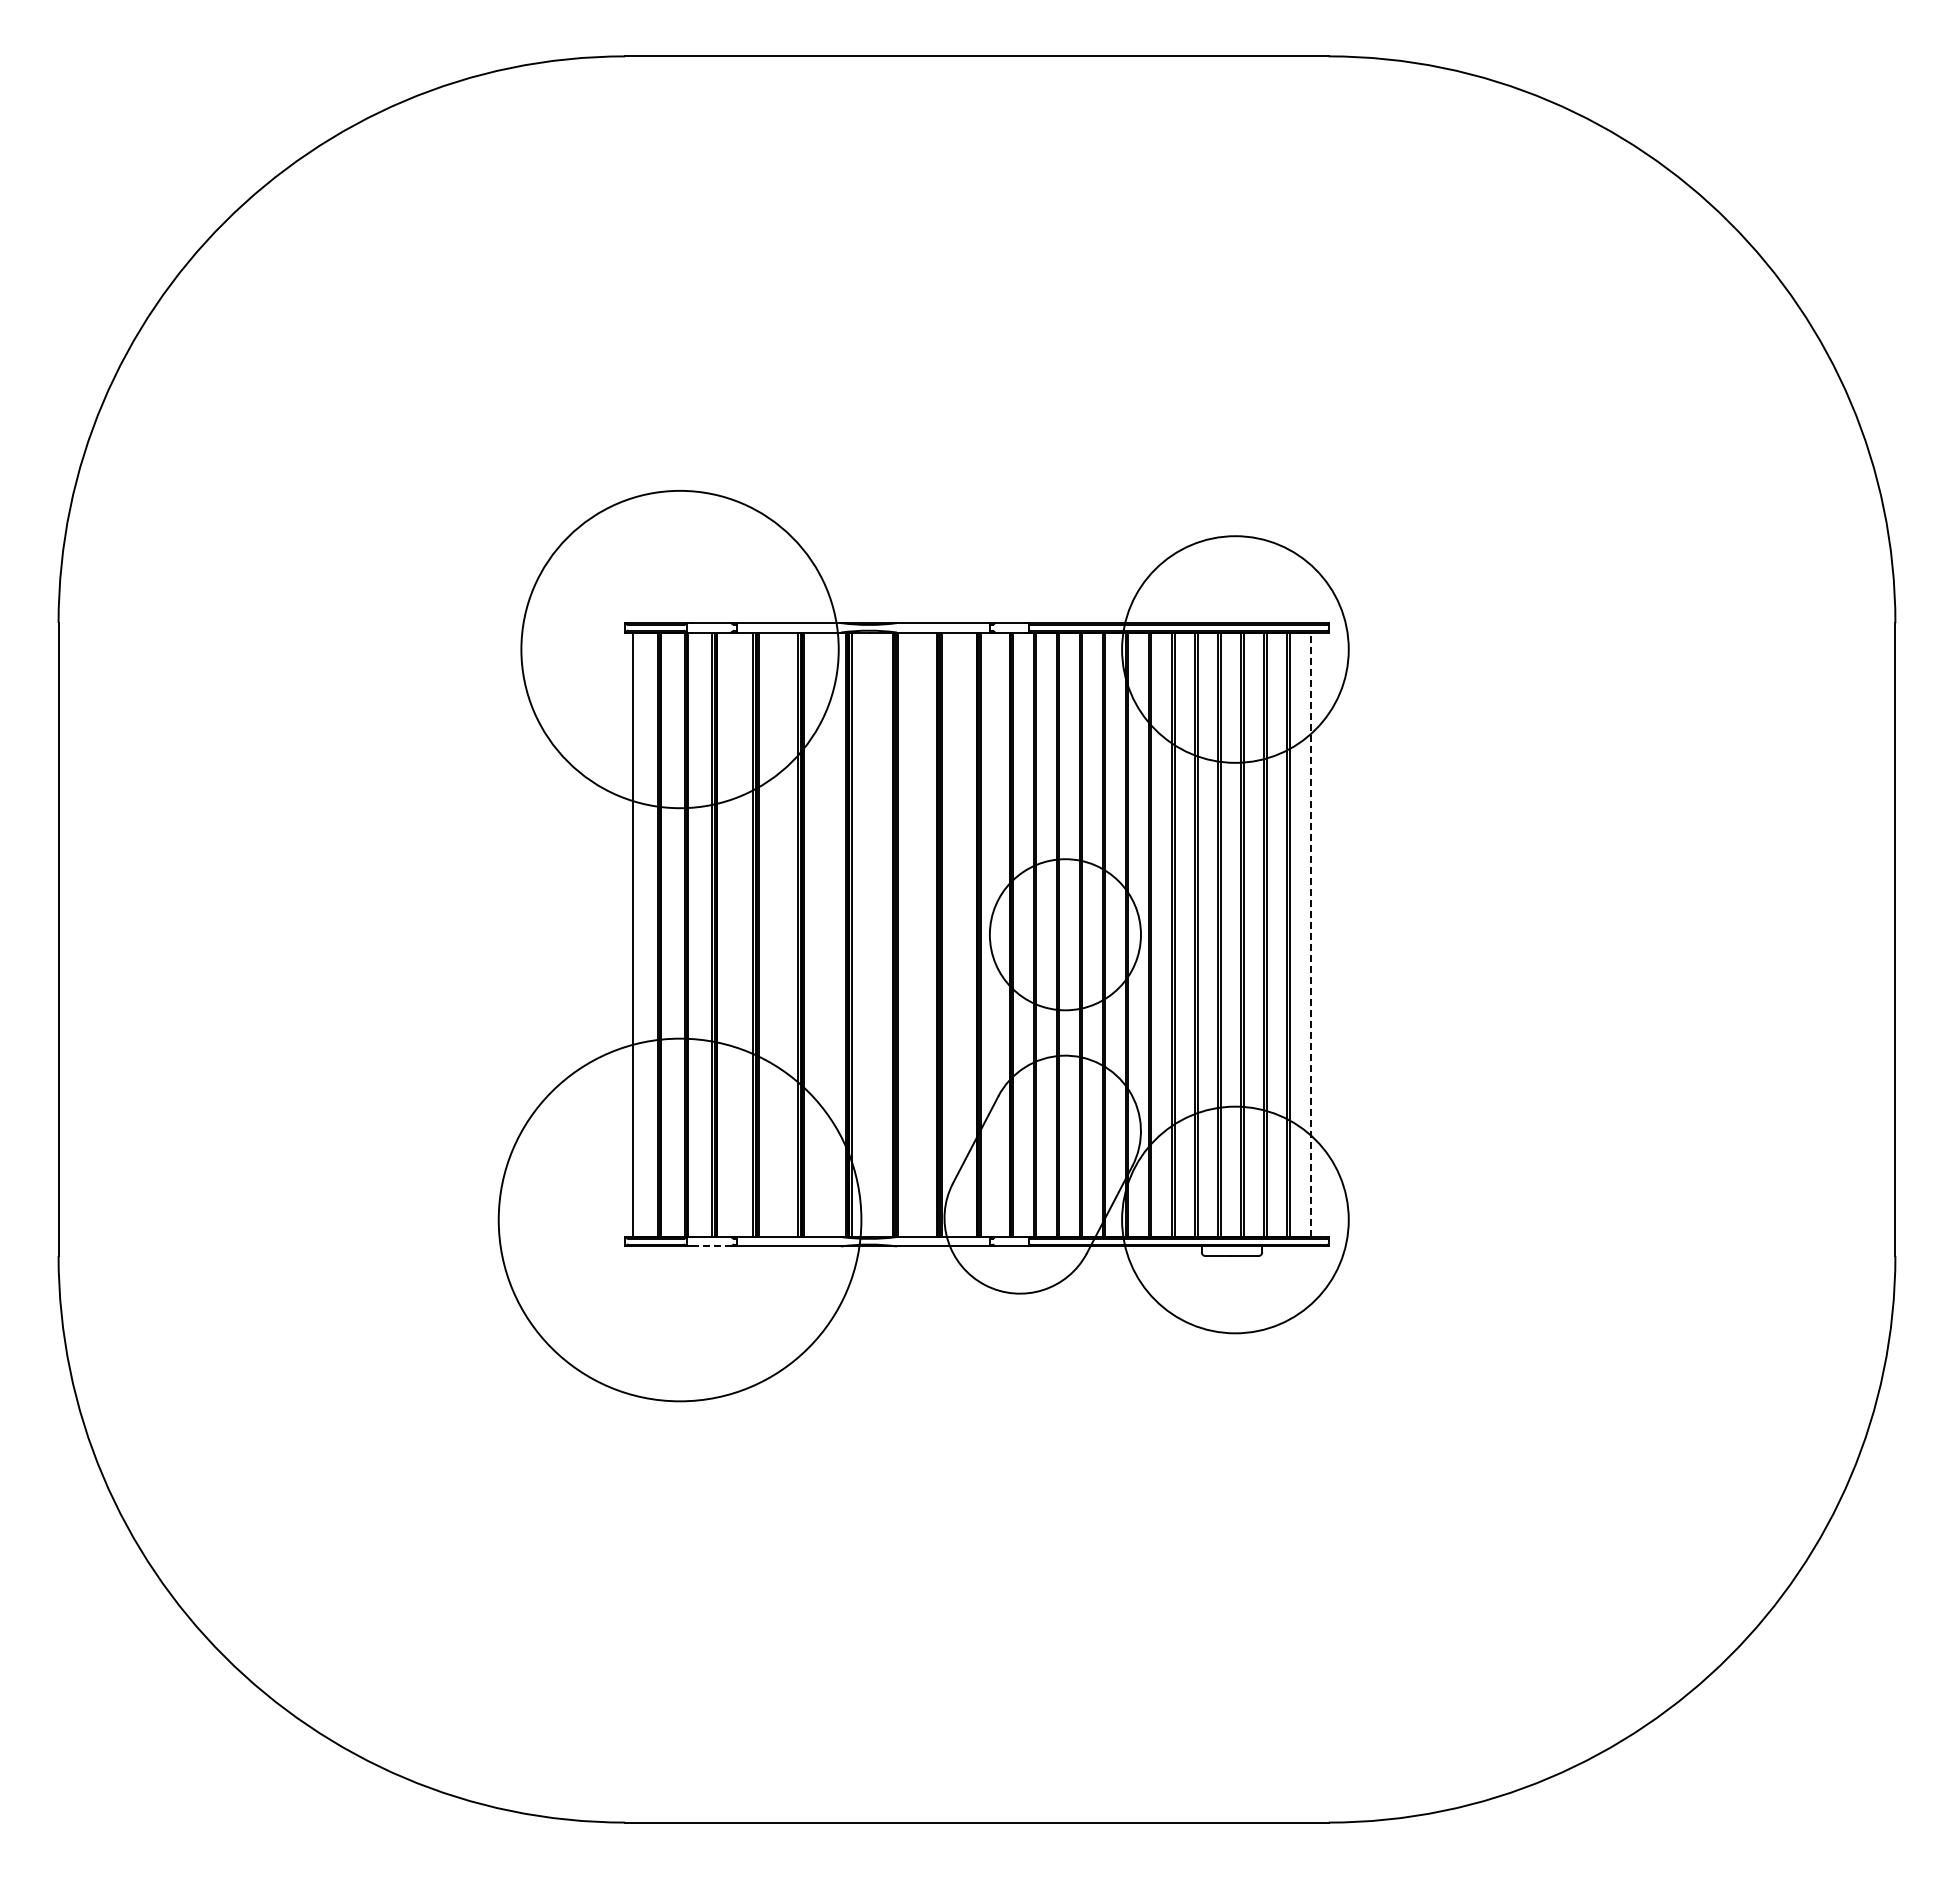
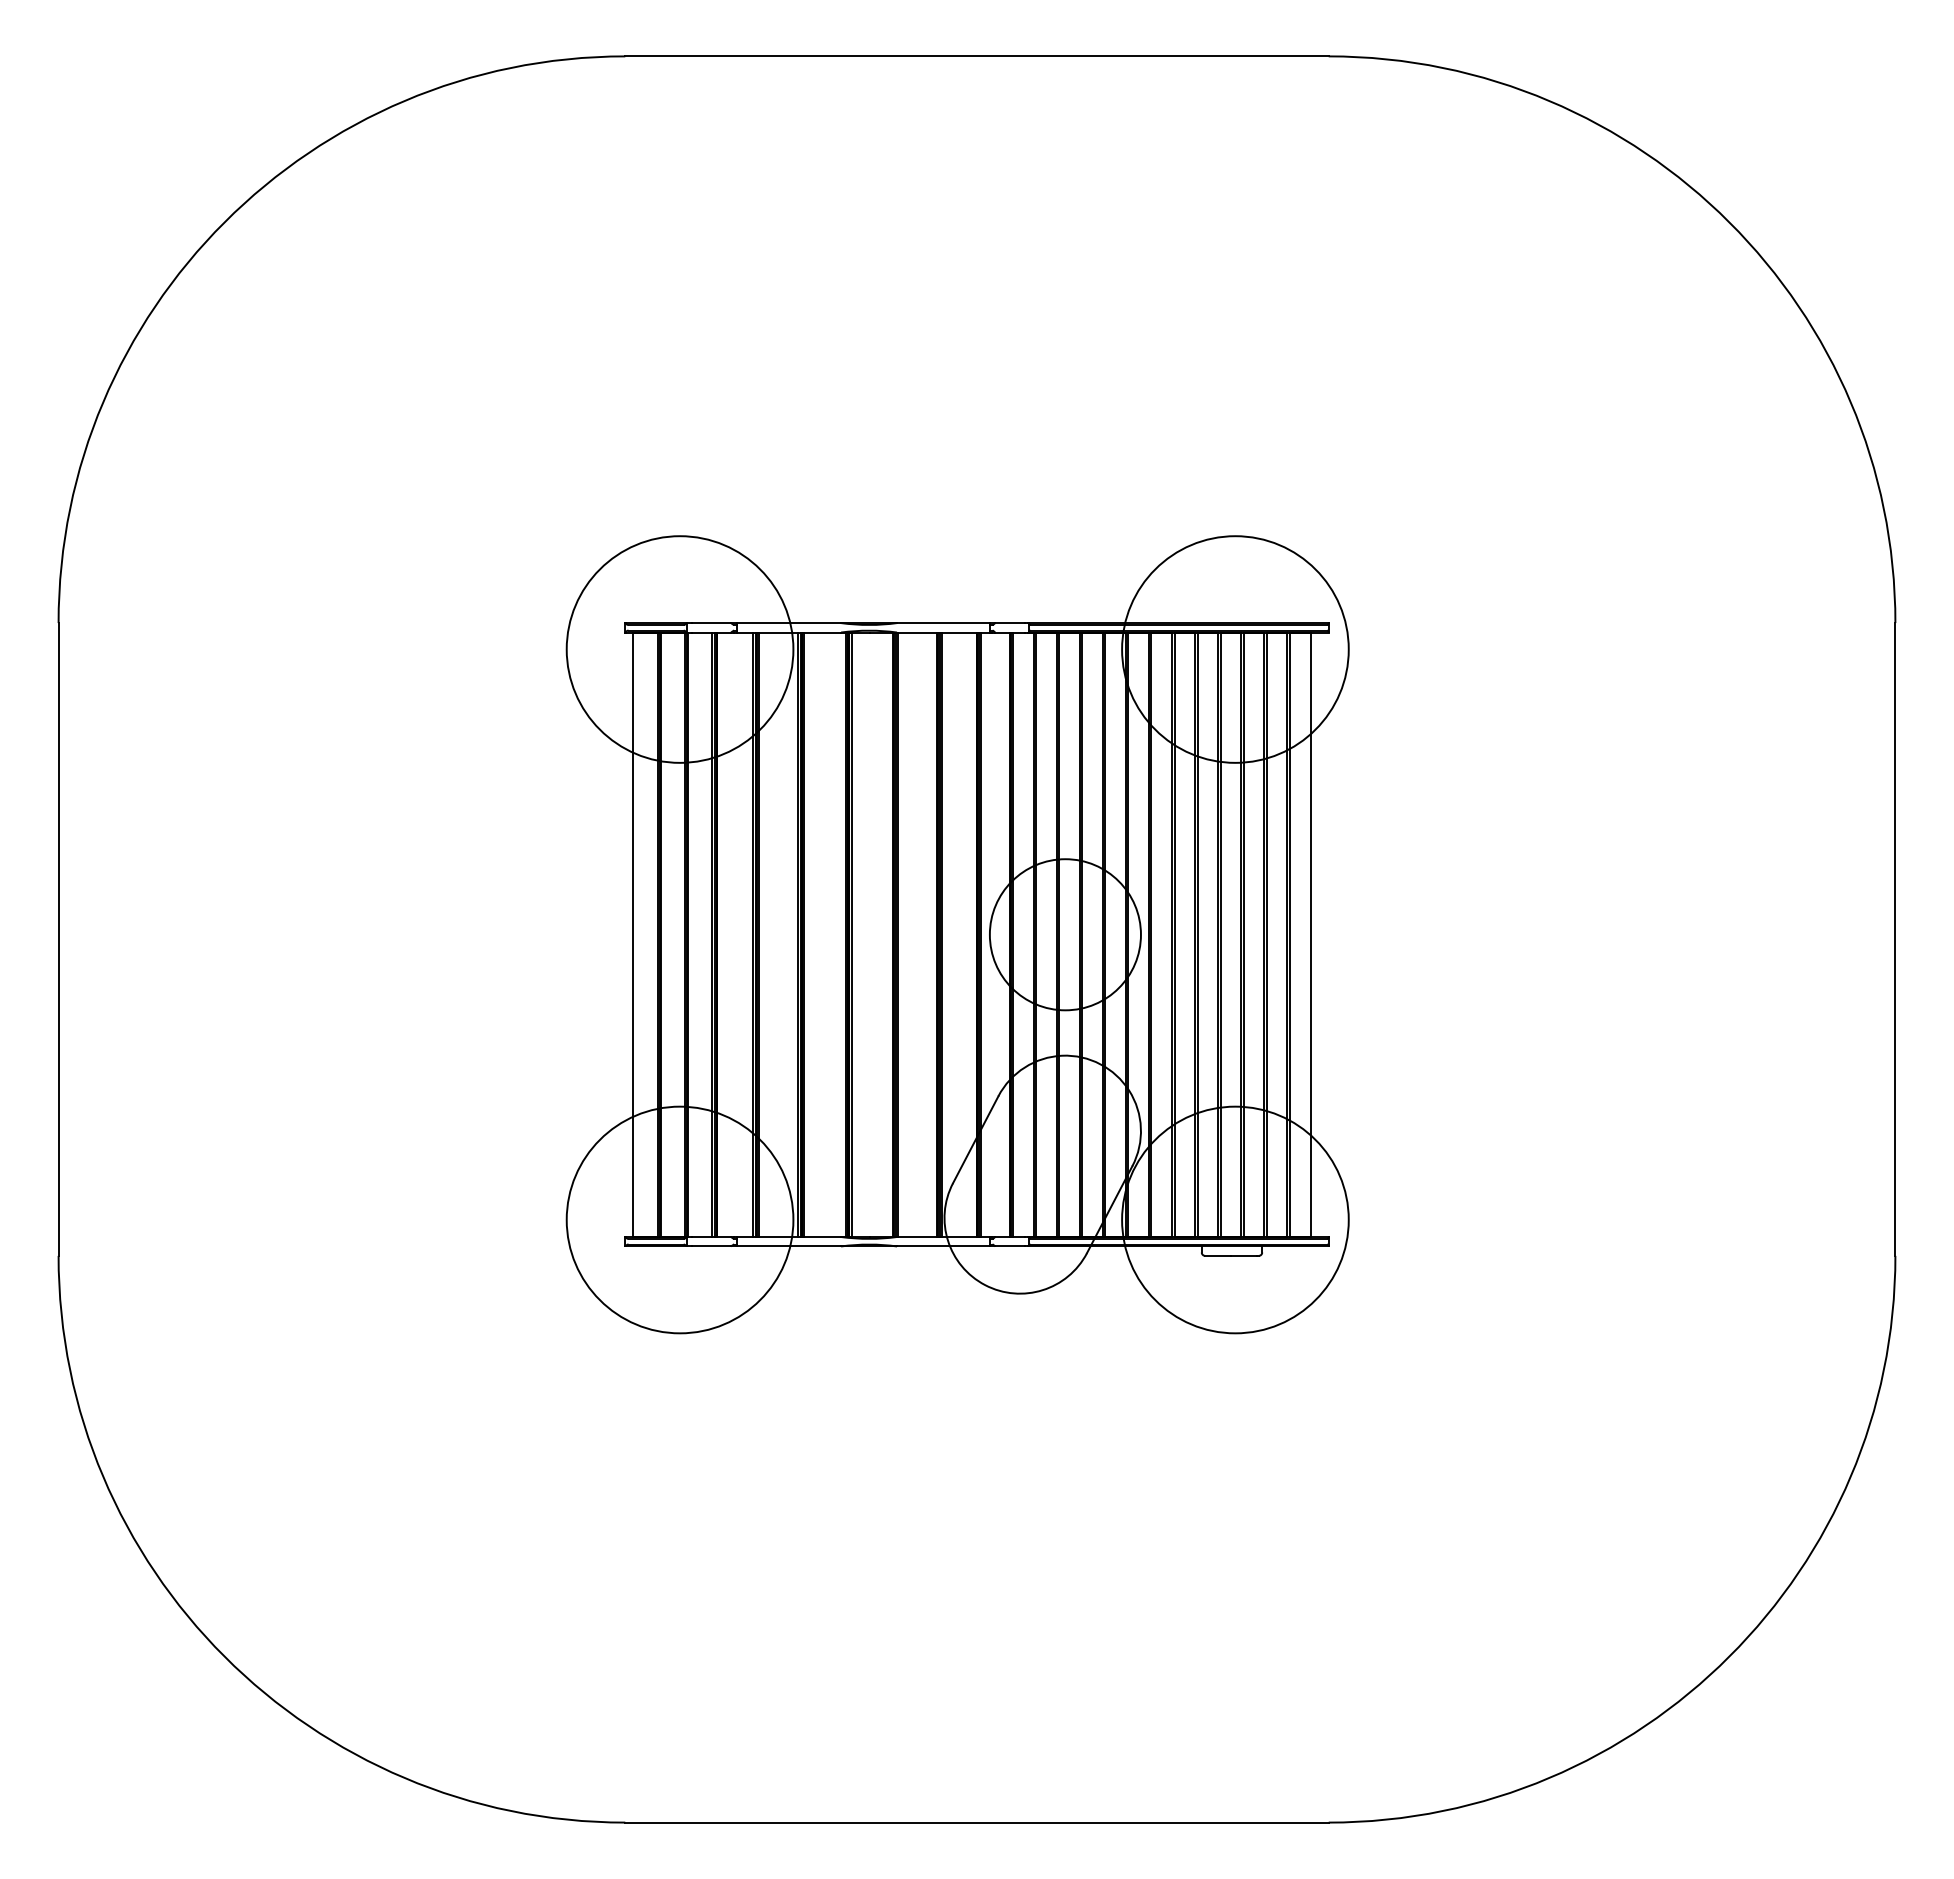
circle diameter: 317 px -> 227 px (679, 649)
line: dashed -> solid (1310, 934)
circle diameter: 363 px -> 227 px (679, 1219)
line: dashed -> solid (712, 1246)
